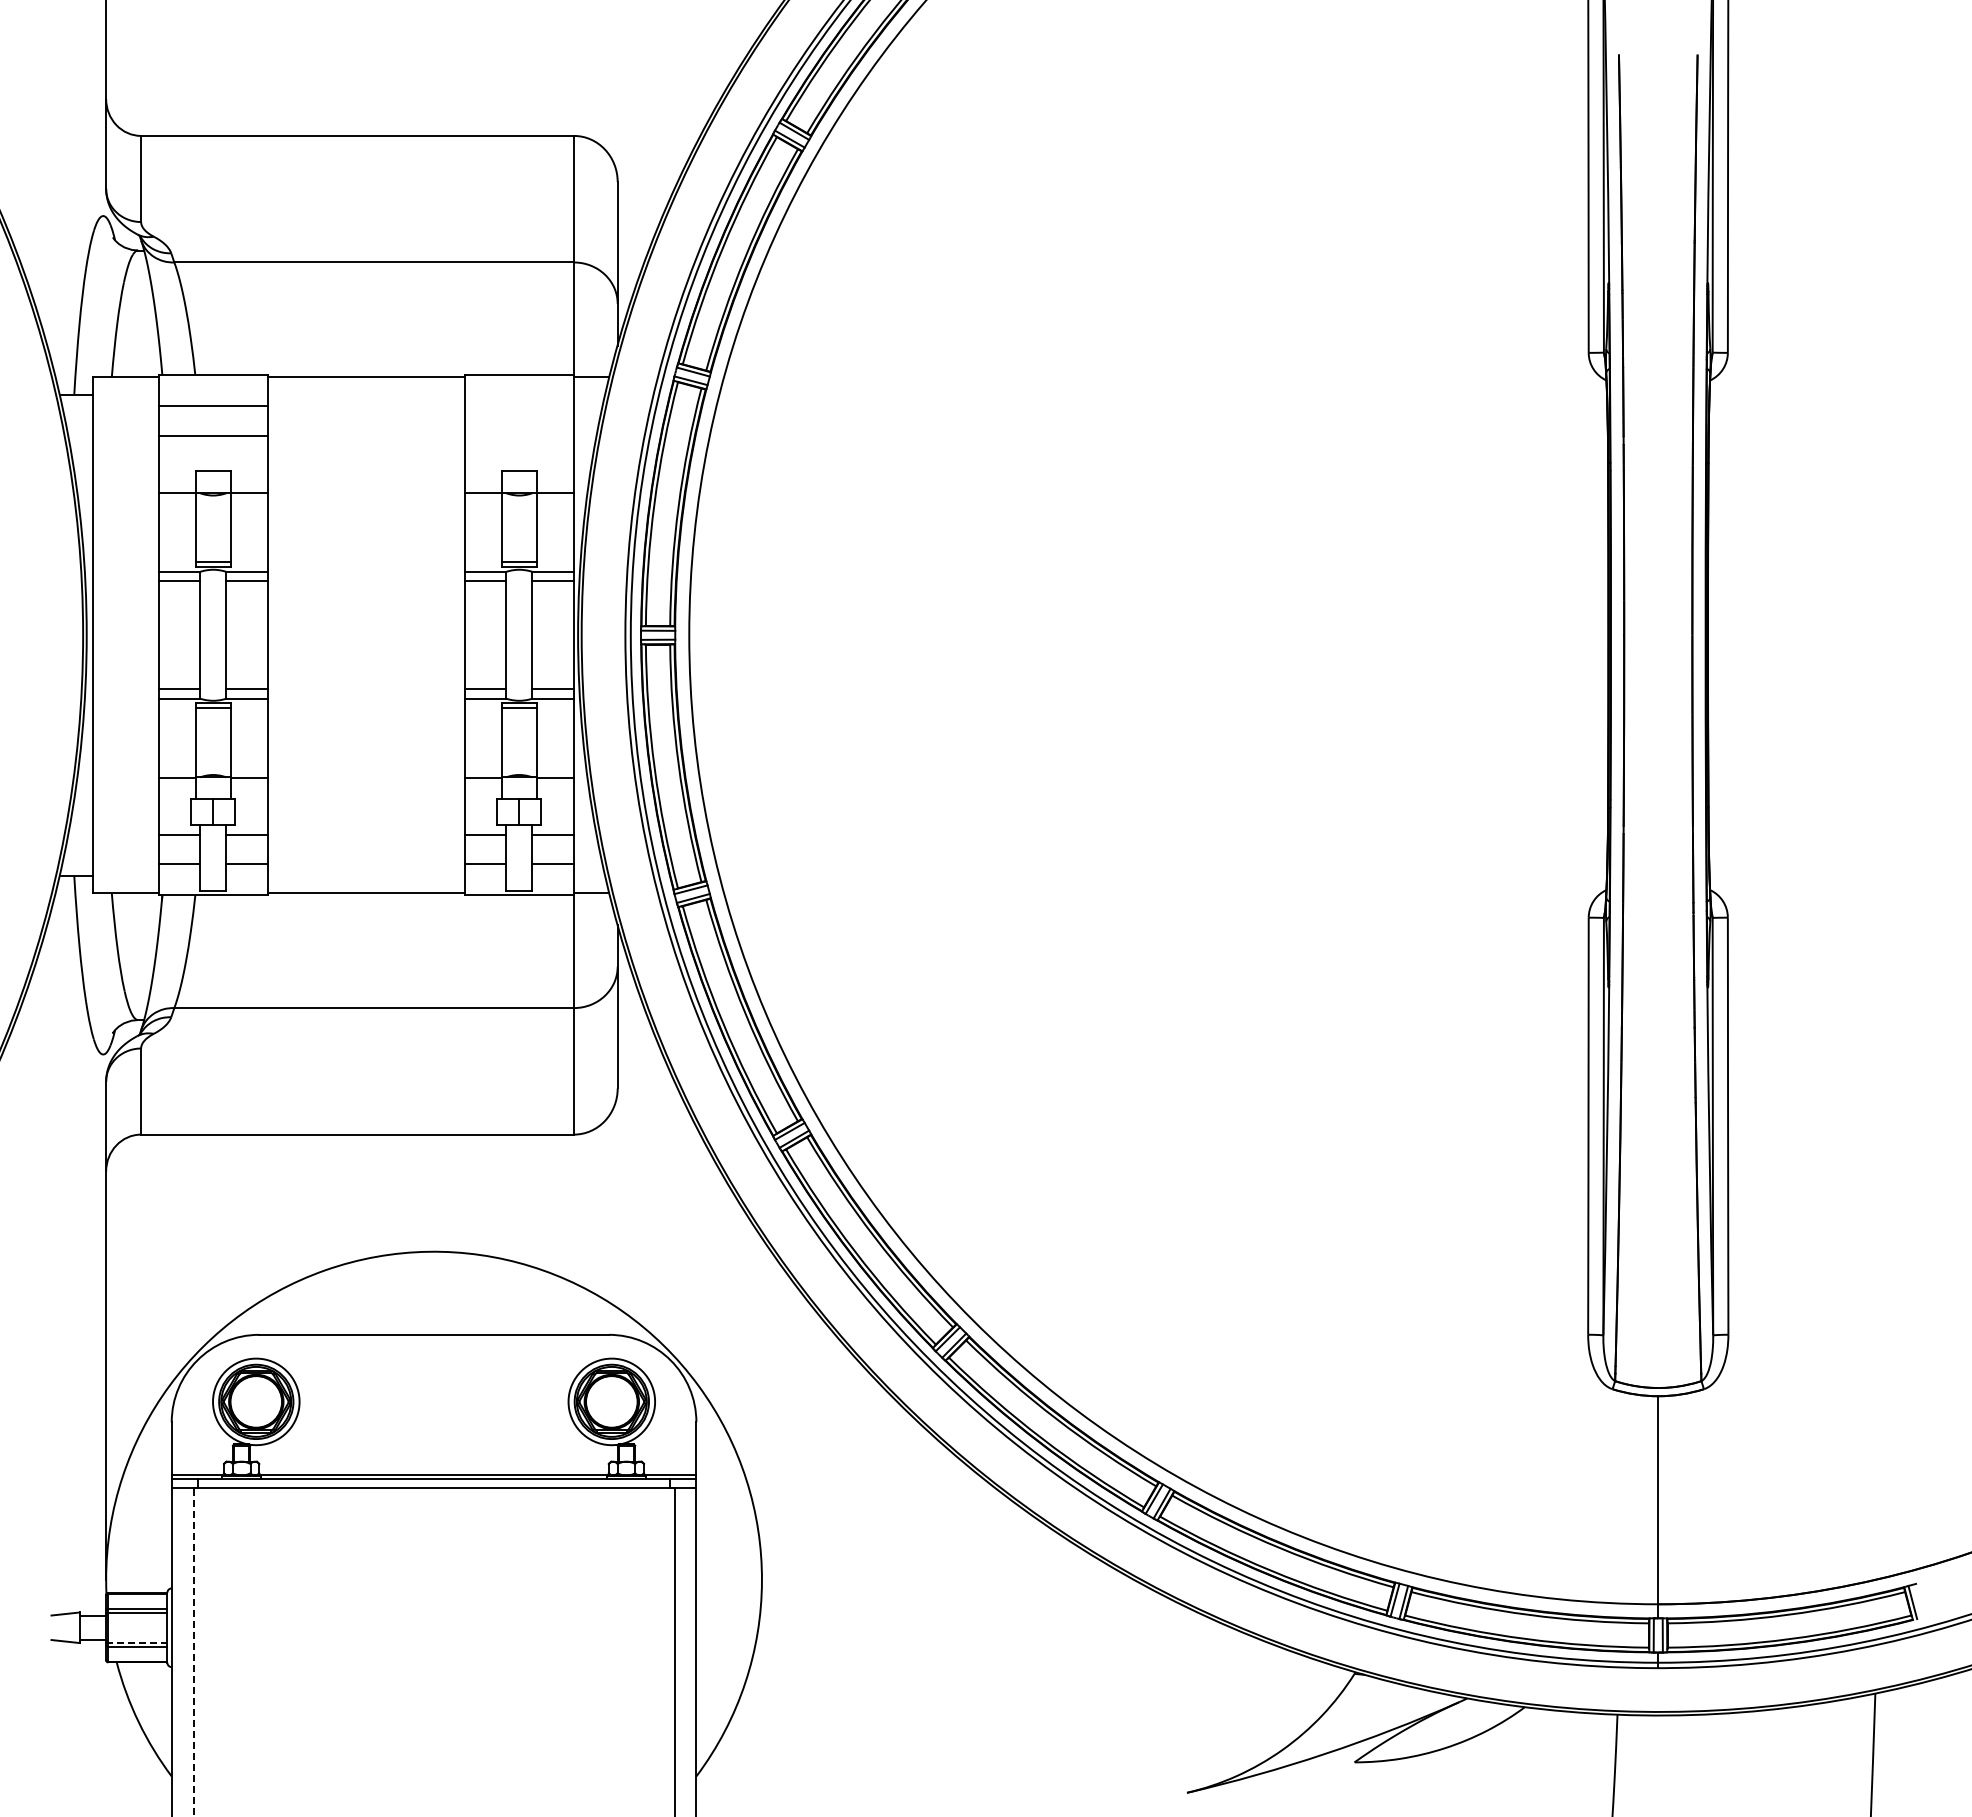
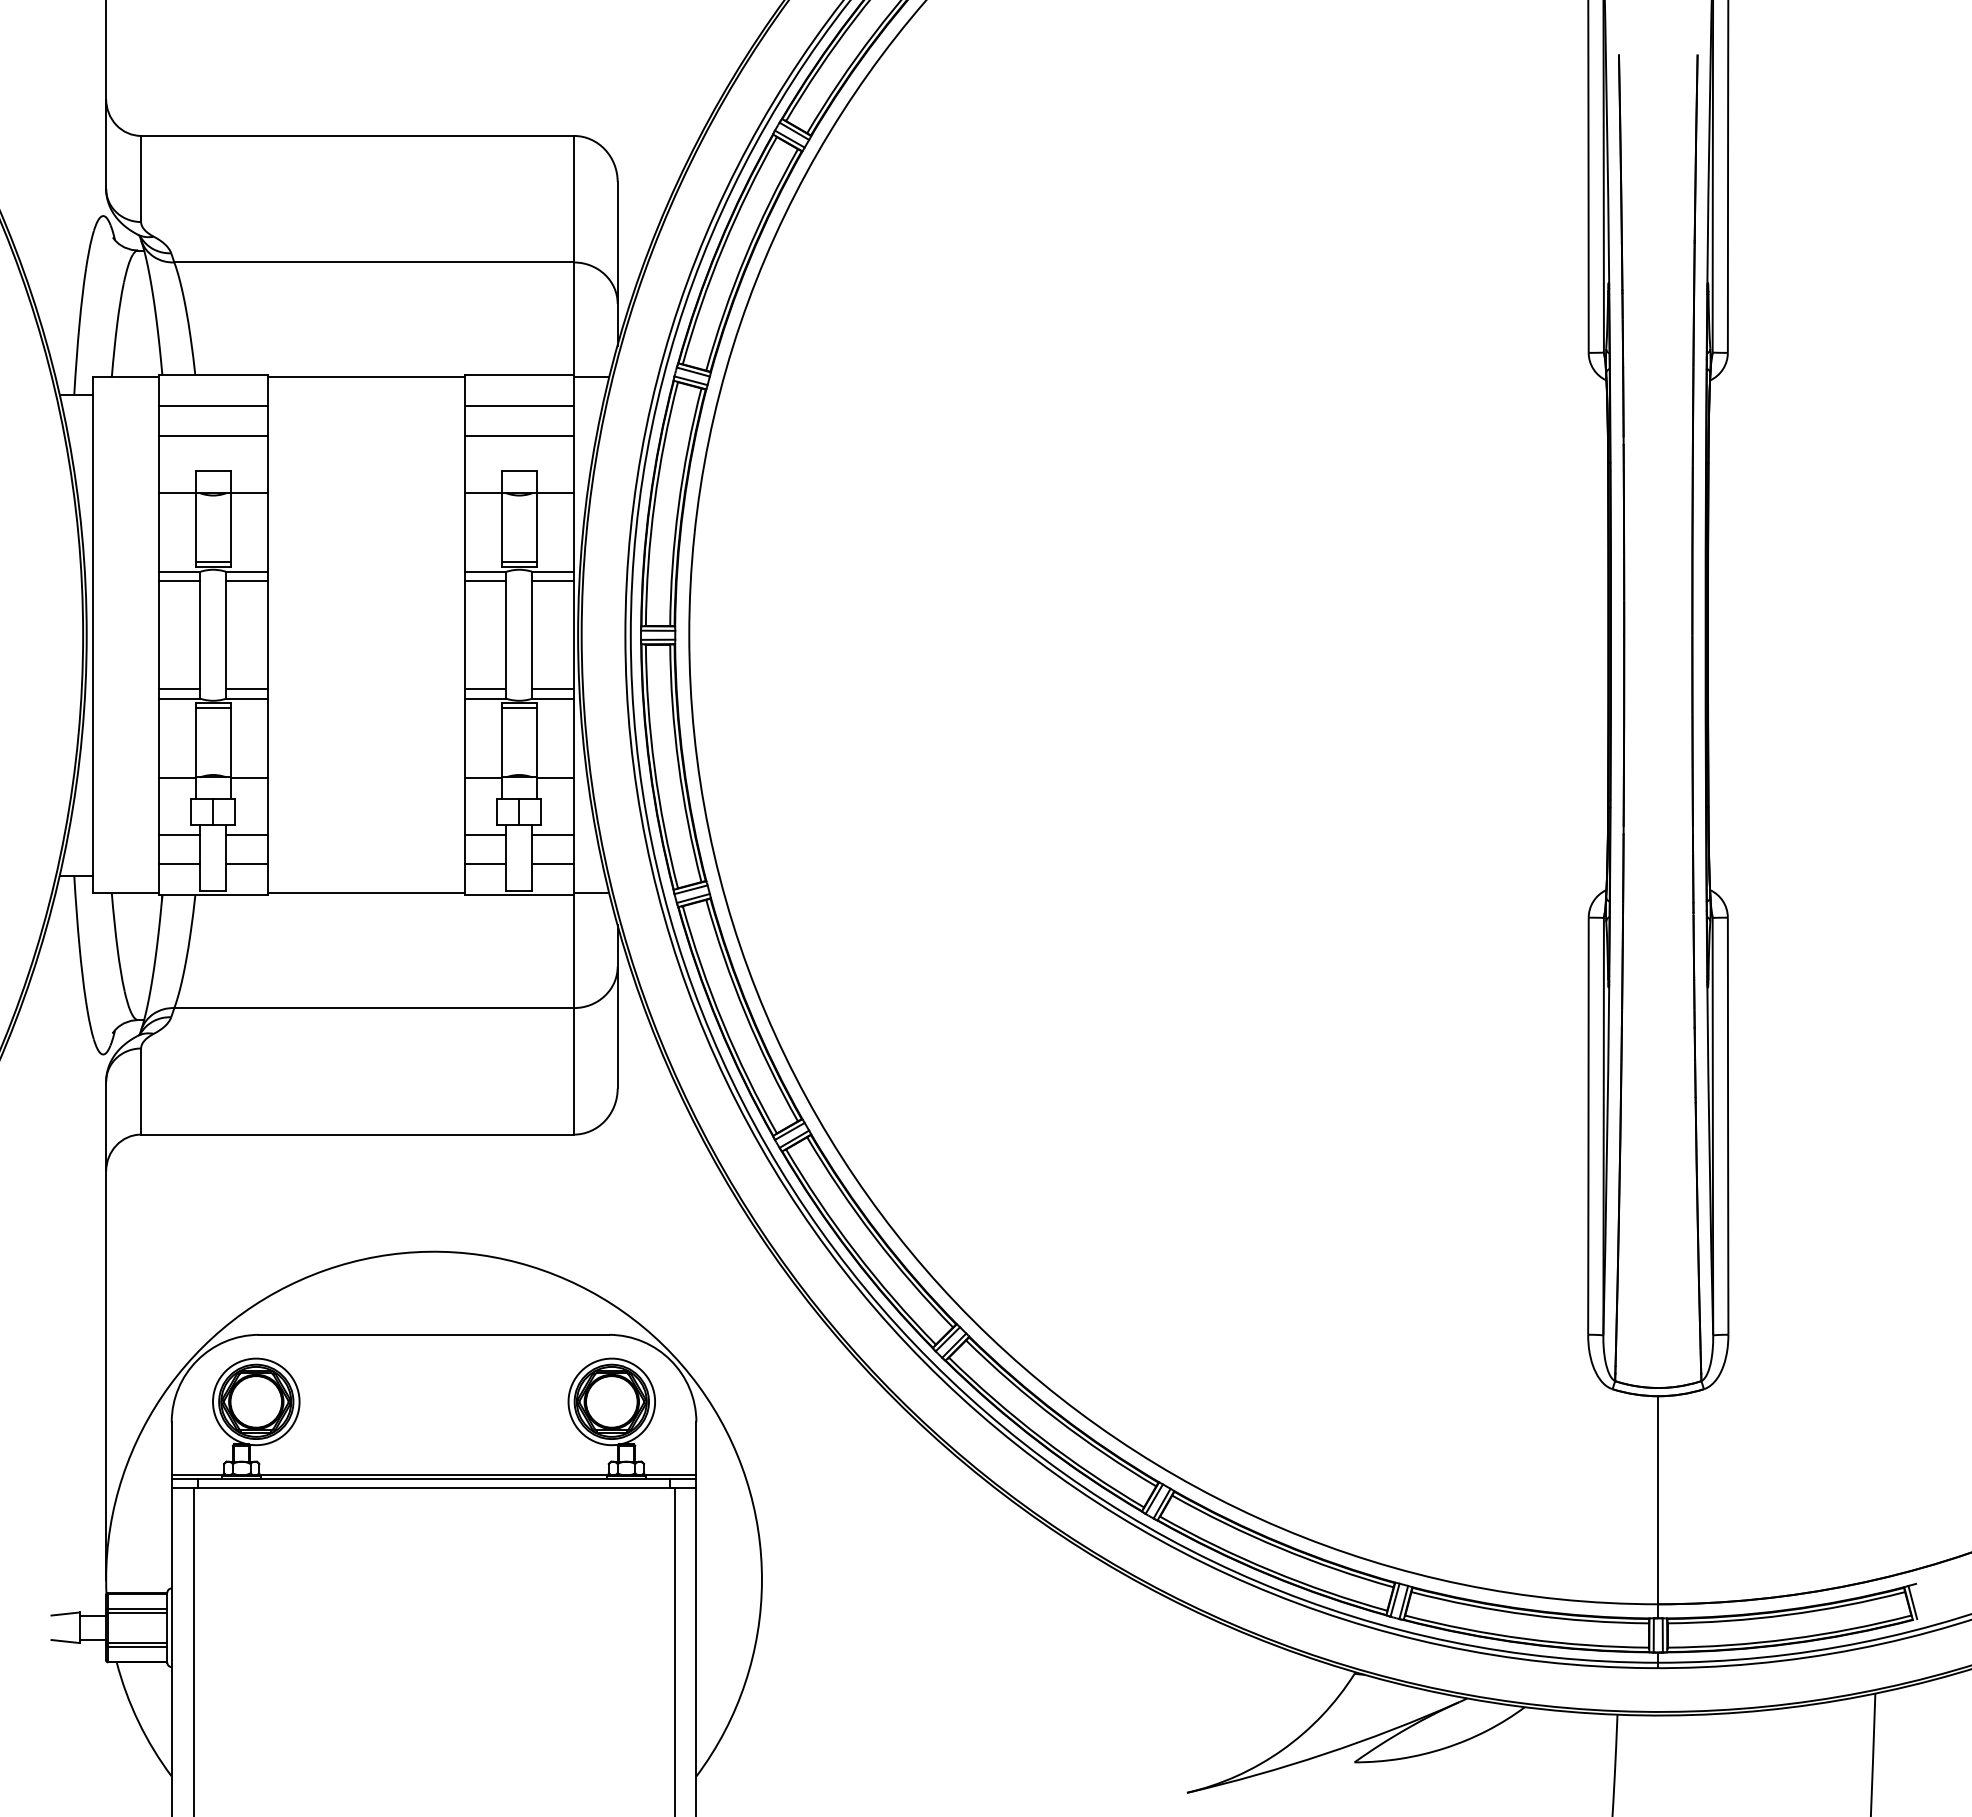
line: none -> present (518, 406)
line: none -> present (518, 435)
line: dashed -> solid (136, 1642)
line: dashed -> solid (193, 1651)
